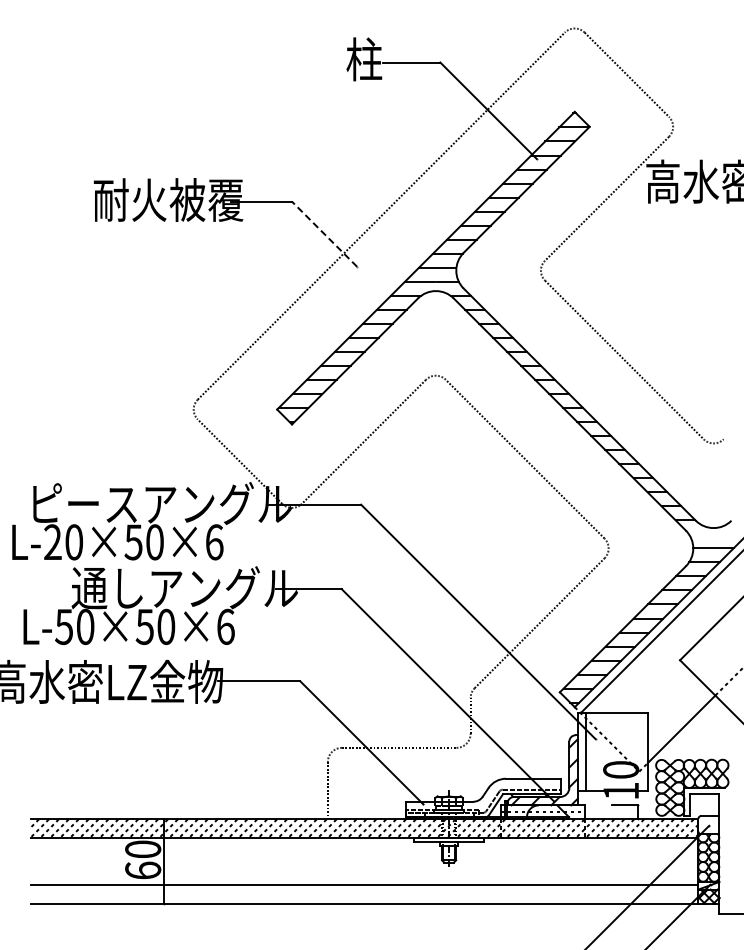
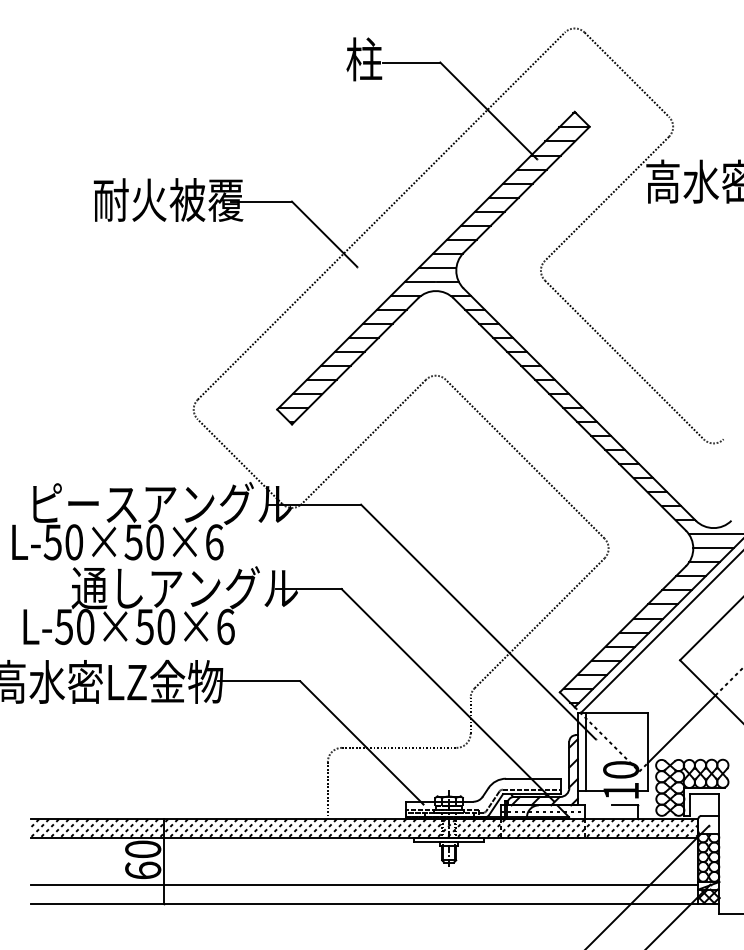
line: dashed -> solid (324, 233)
line: none -> present (714, 534)
text: L-20×50×6 -> L-50×50×6 (52, 542)
